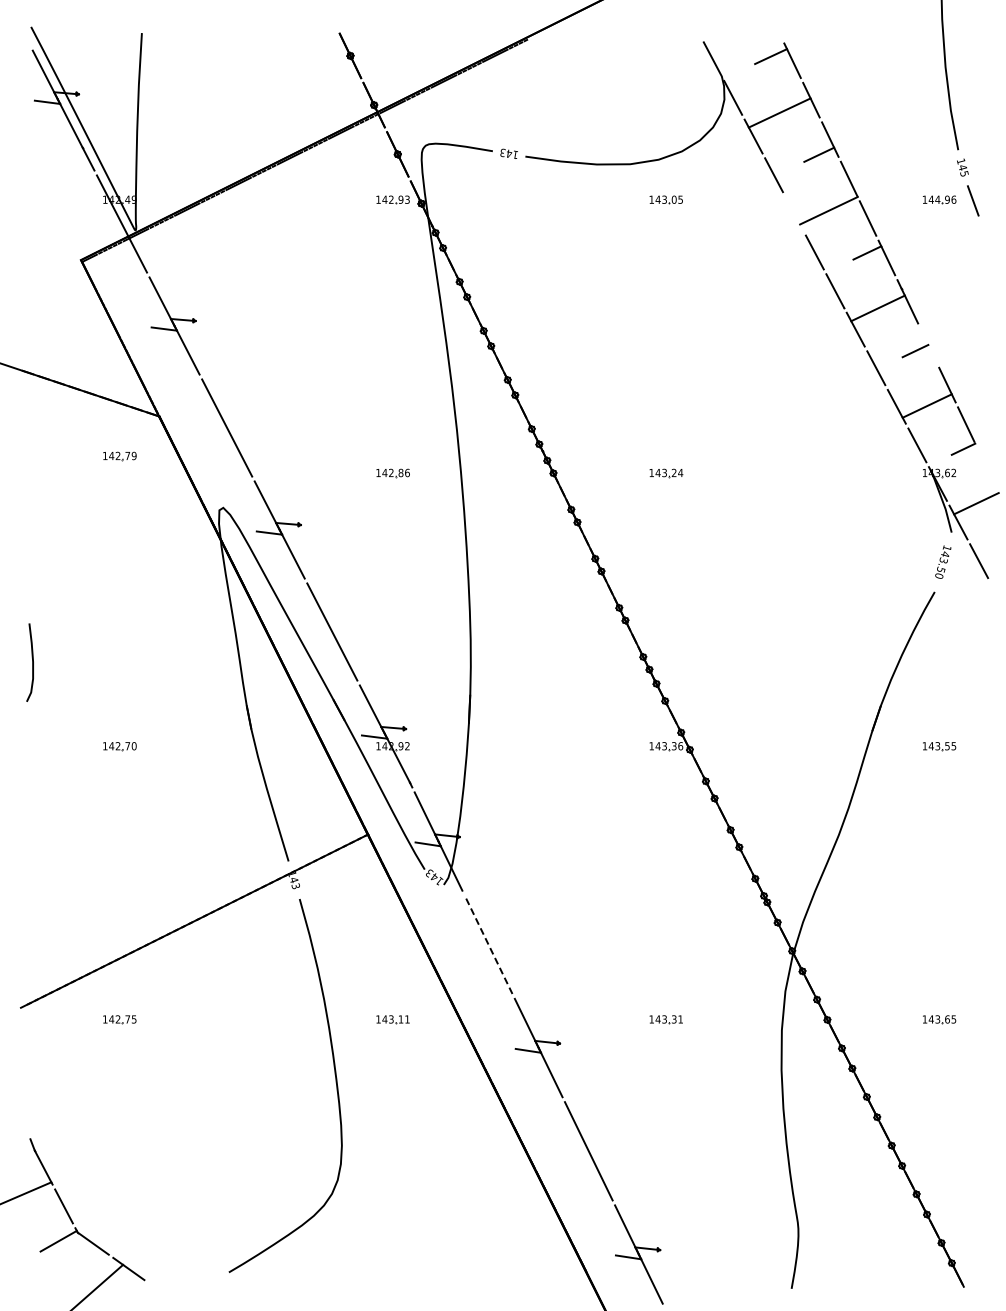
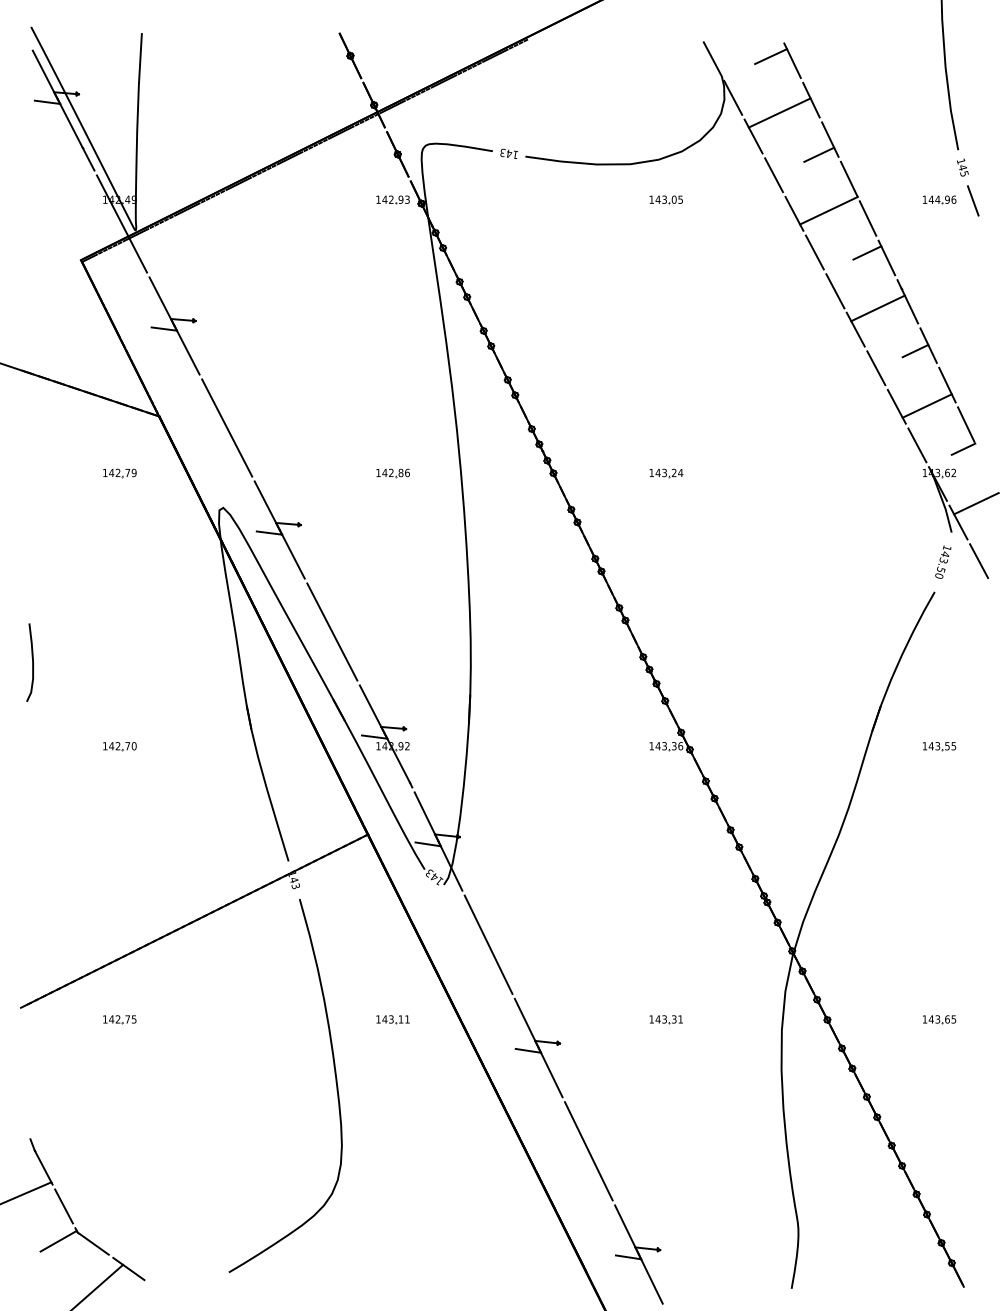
line: none -> present (794, 213)
line: none -> present (928, 345)
part position: (119, 456) -> (119, 473) (119, 473)
line: dashed -> solid (488, 944)
